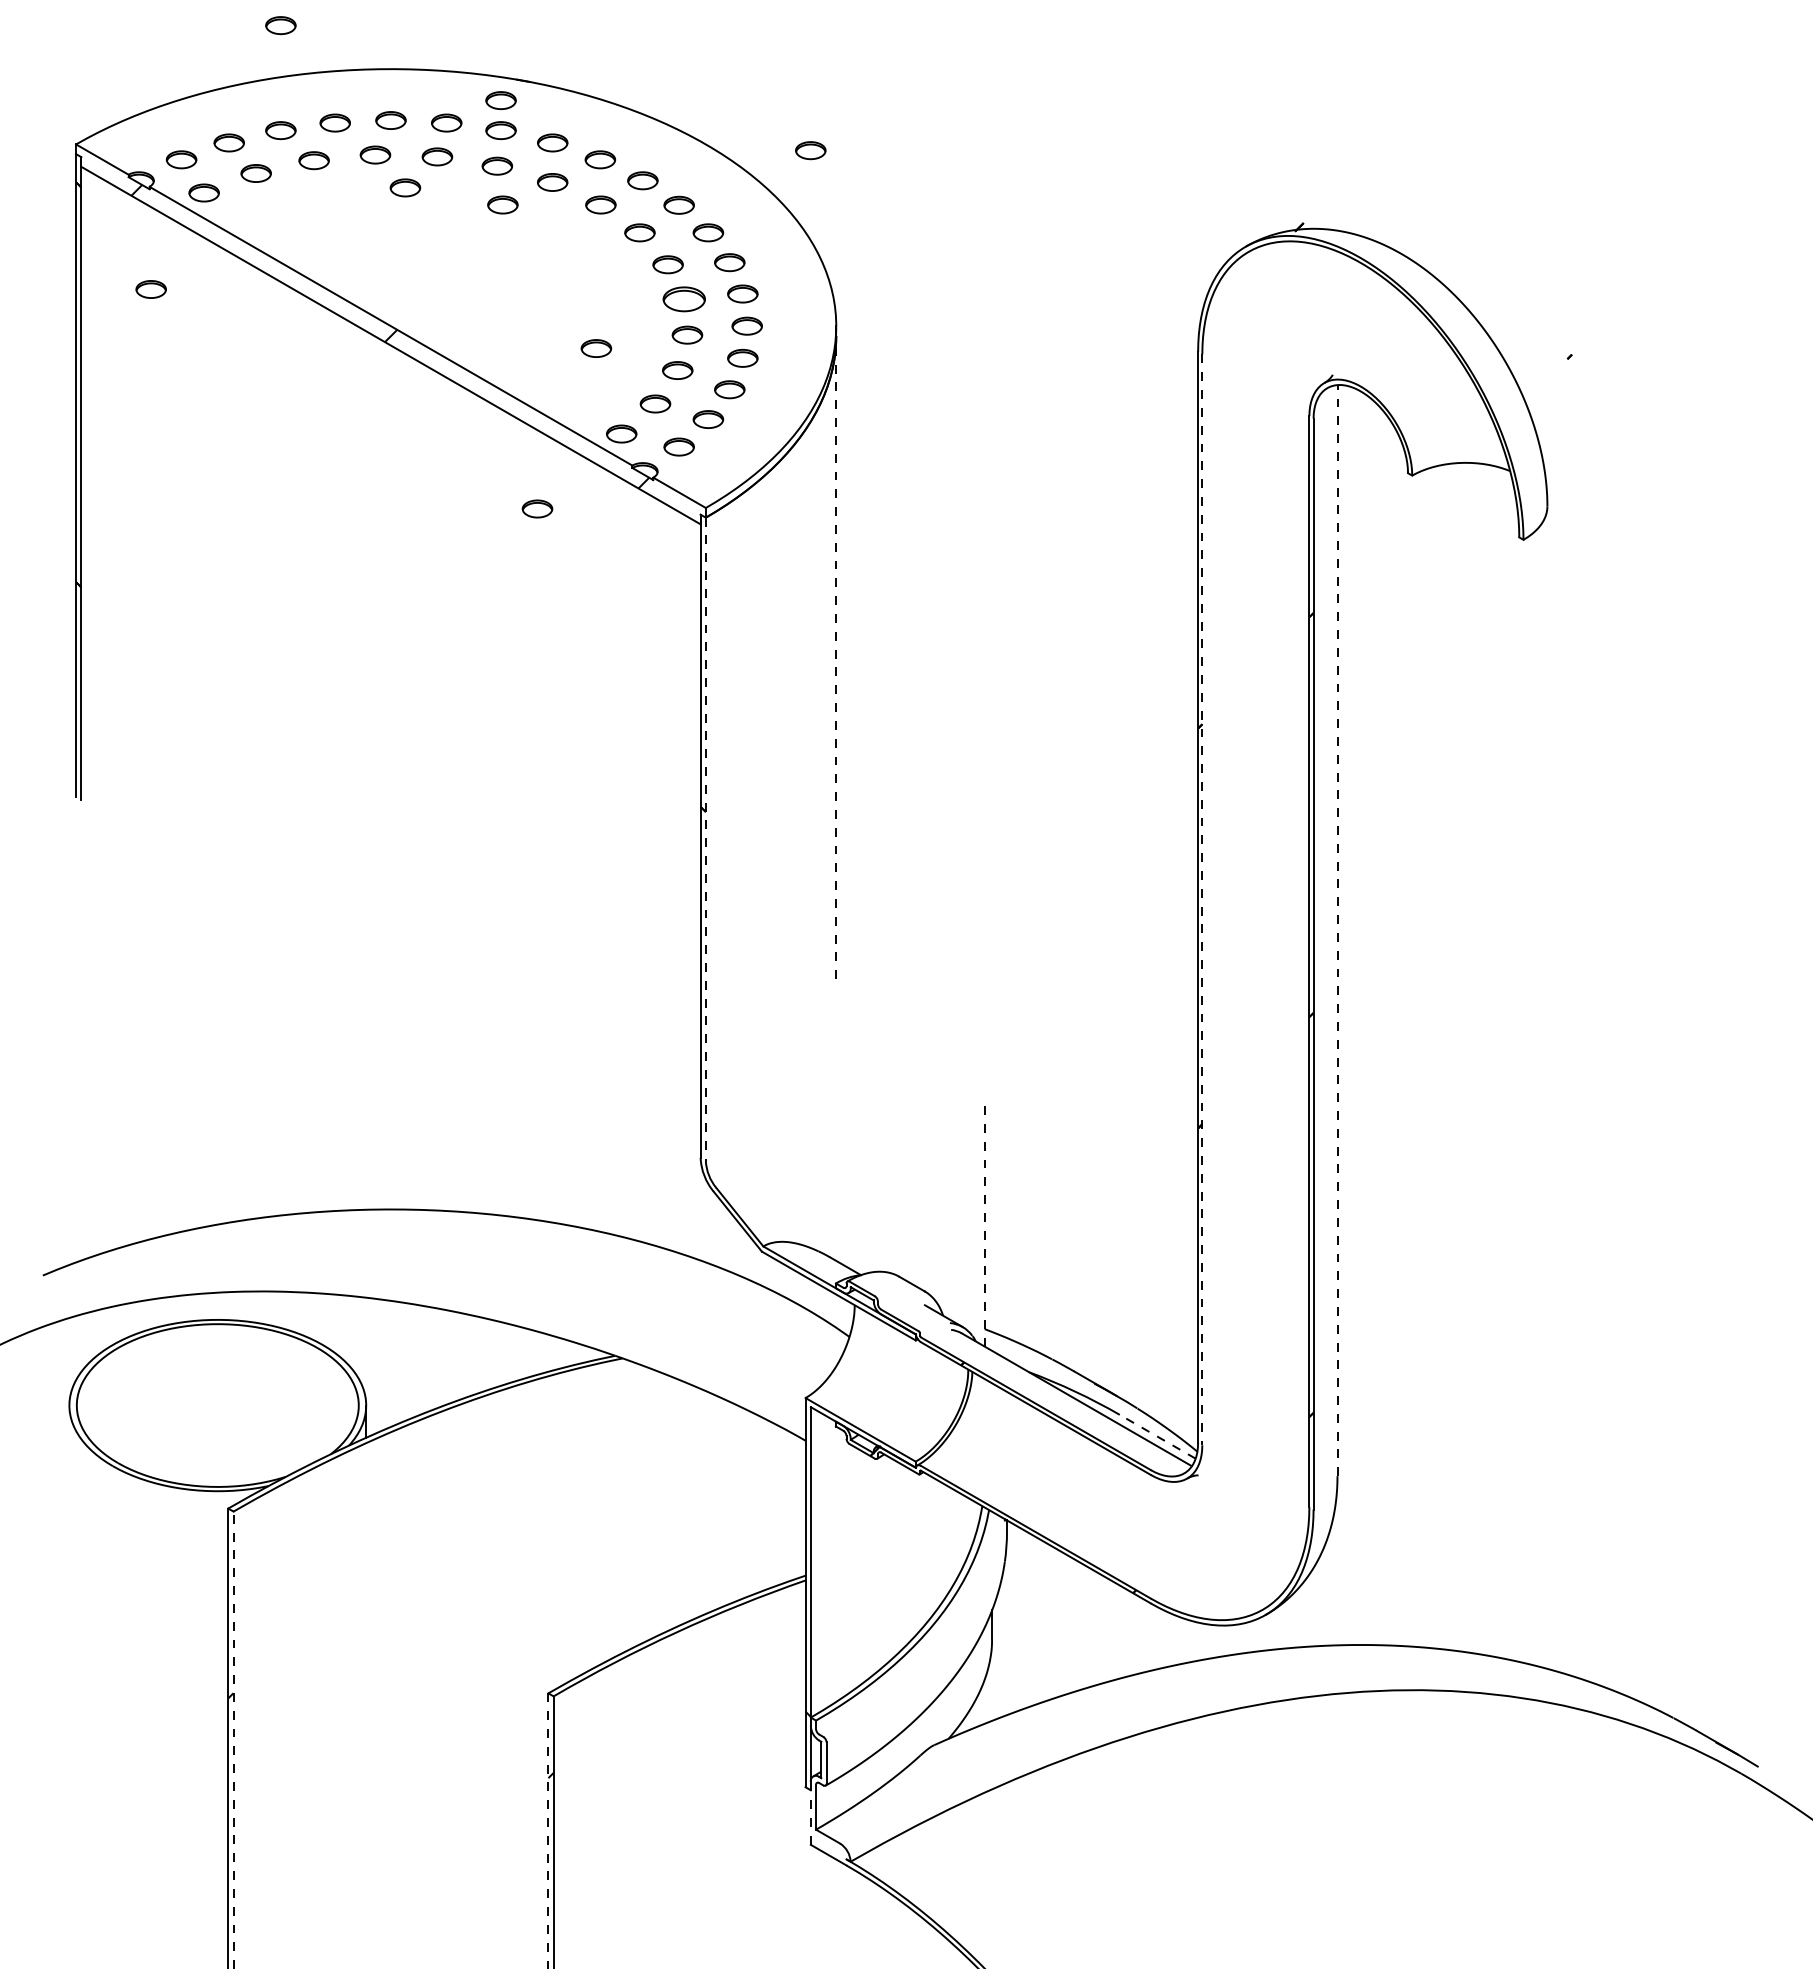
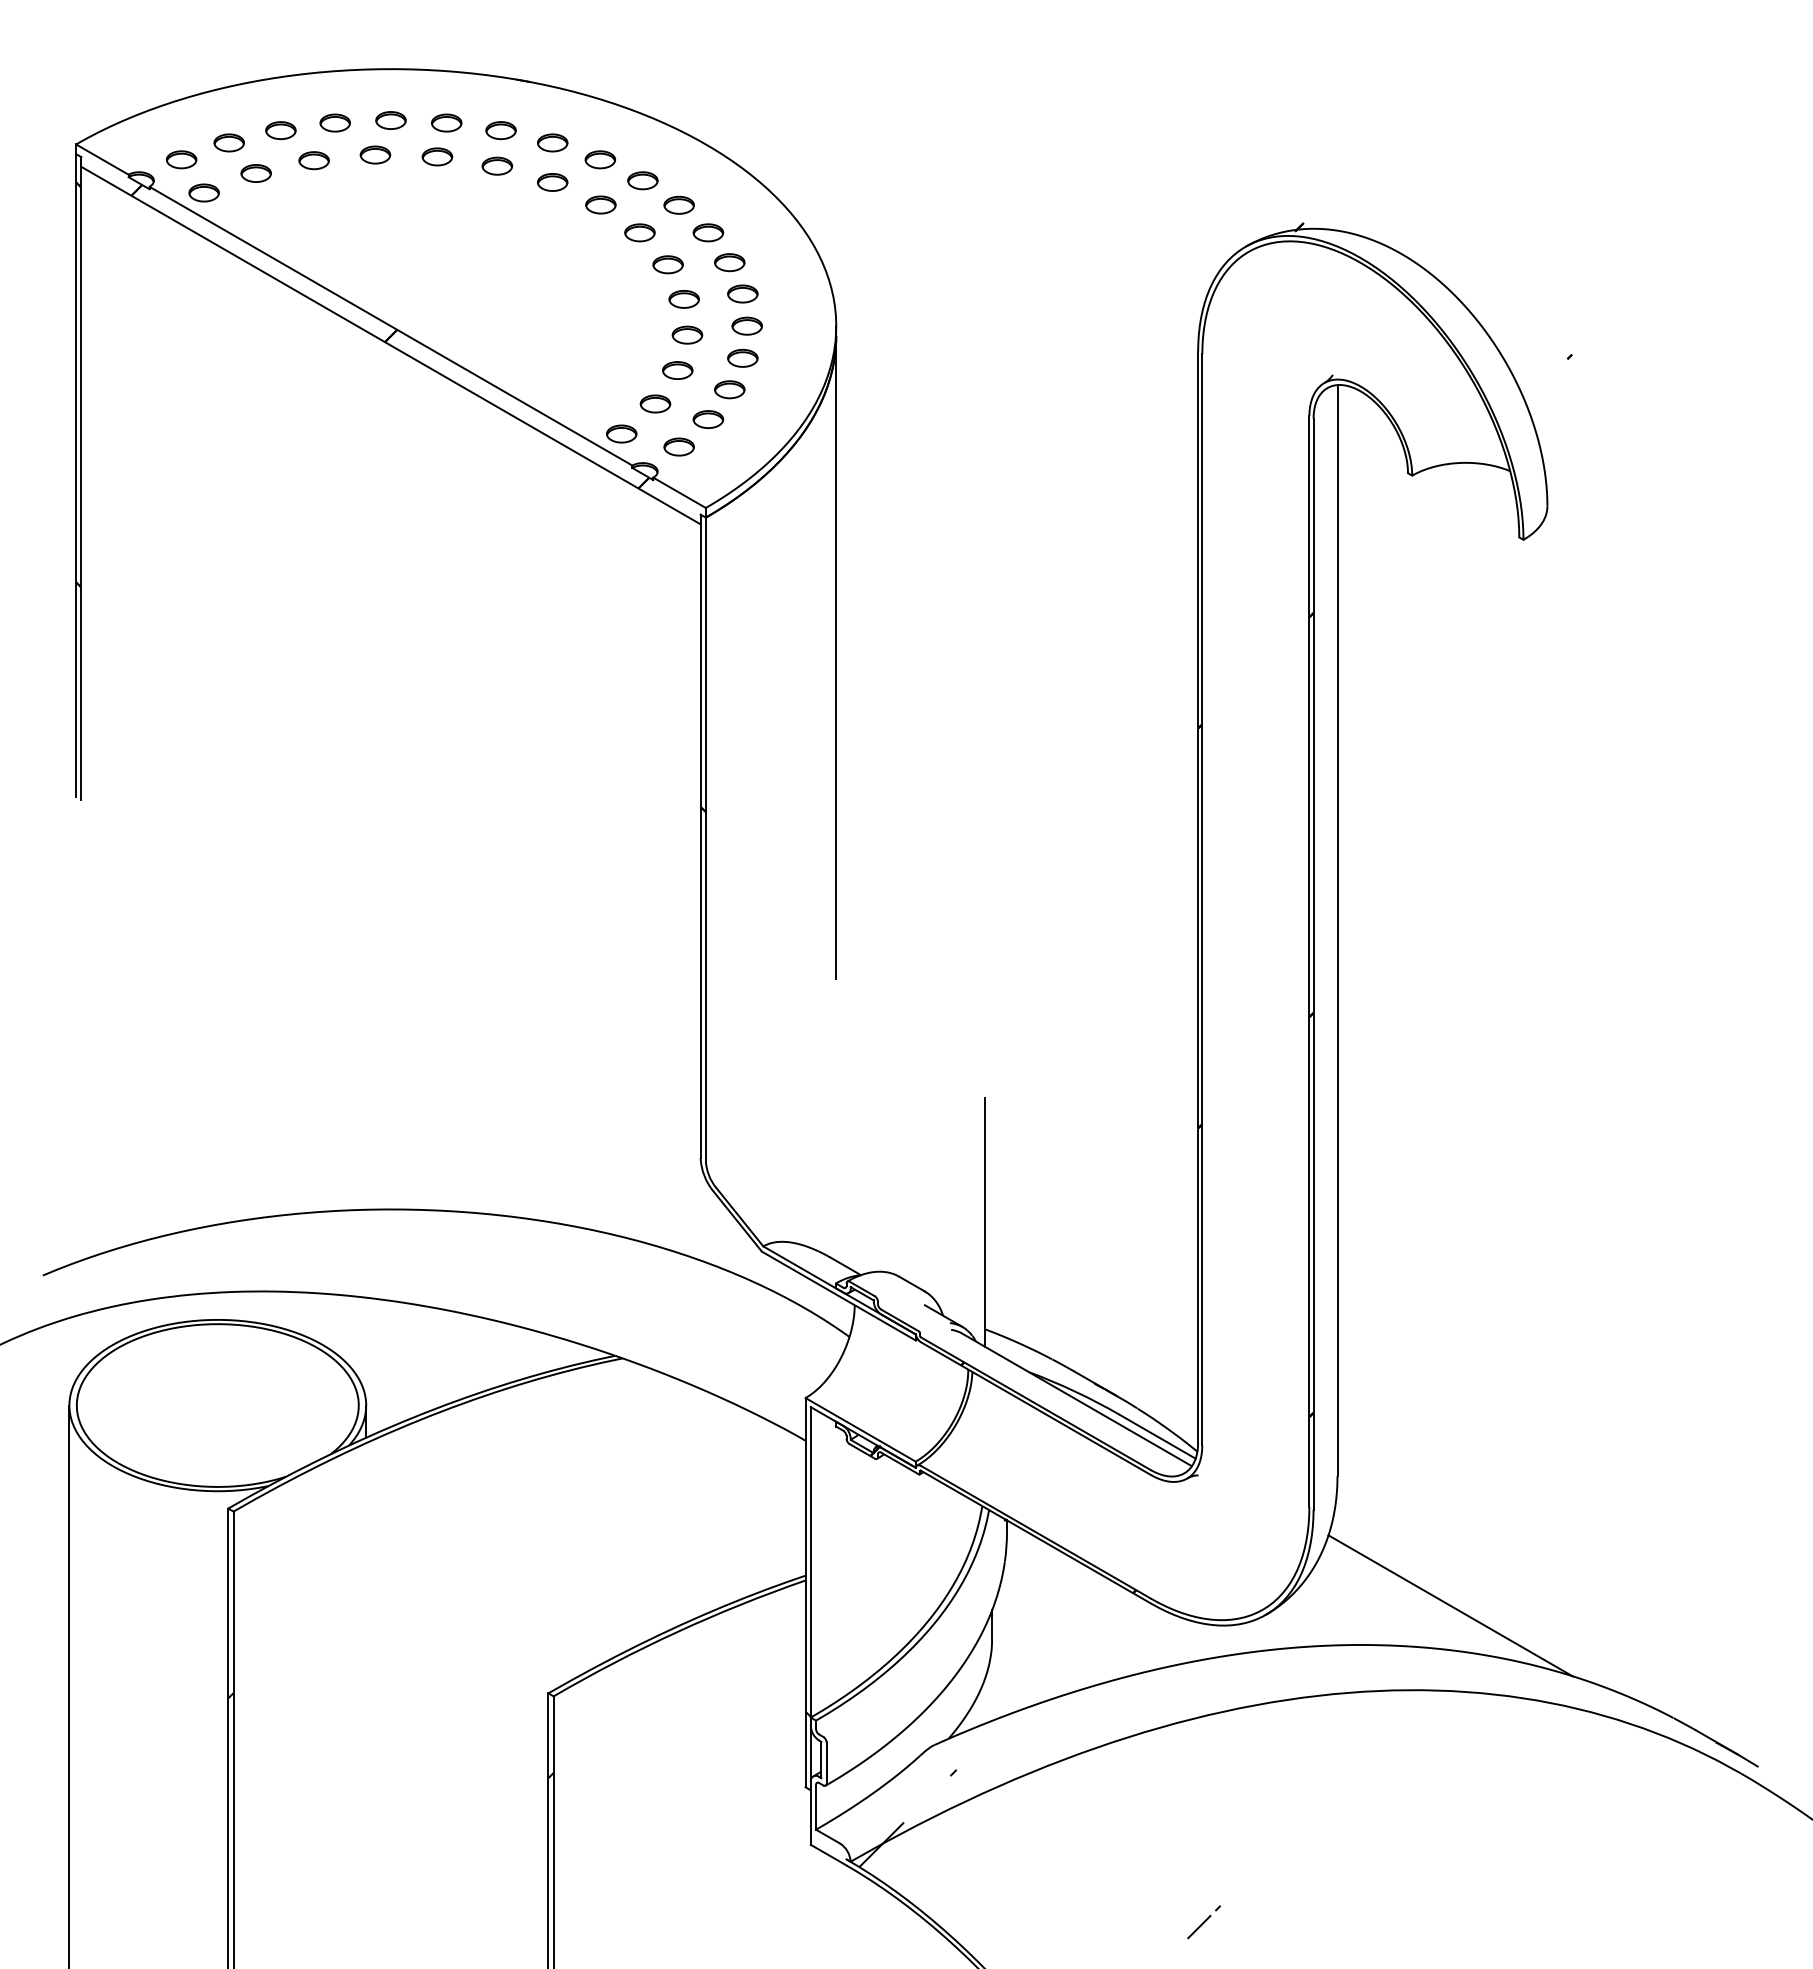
part: present -> none (280, 25)
part: present -> none (500, 100)
part: present -> none (810, 150)
part: present -> none (405, 187)
part: present -> none (502, 204)
part: present -> none (150, 289)
part size: 44x27 px -> 32x19 px (683, 299)
hatch: none -> present (390, 336)
part: present -> none (596, 348)
part: present -> none (537, 508)
line: dashed -> solid (836, 657)
line: dashed -> solid (705, 839)
line: dashed -> solid (1202, 900)
line: dashed -> solid (1337, 930)
hatch: none -> present (1091, 1103)
line: dashed -> solid (984, 1221)
line: dashed -> solid (1157, 1436)
line: none -> present (1450, 1605)
line: none -> present (69, 1685)
line: dashed -> solid (233, 1739)
line: dashed -> solid (810, 1813)
line: dashed -> solid (548, 1831)
hatch: none -> present (1039, 1853)
